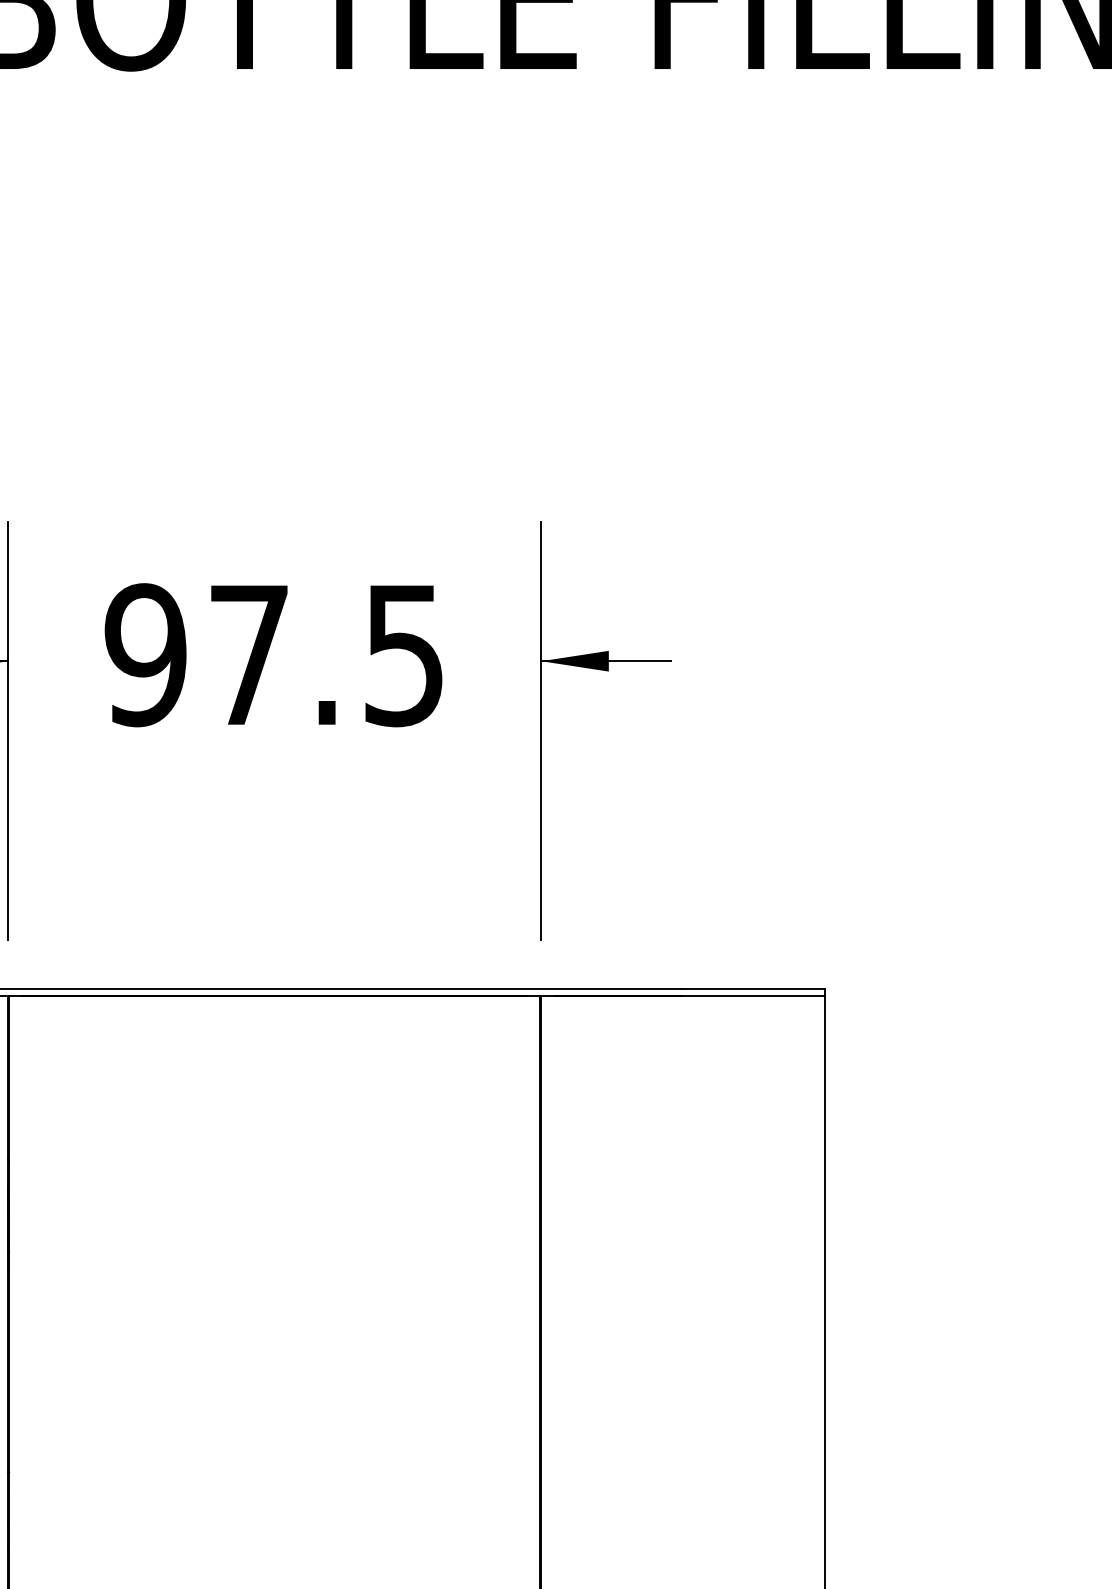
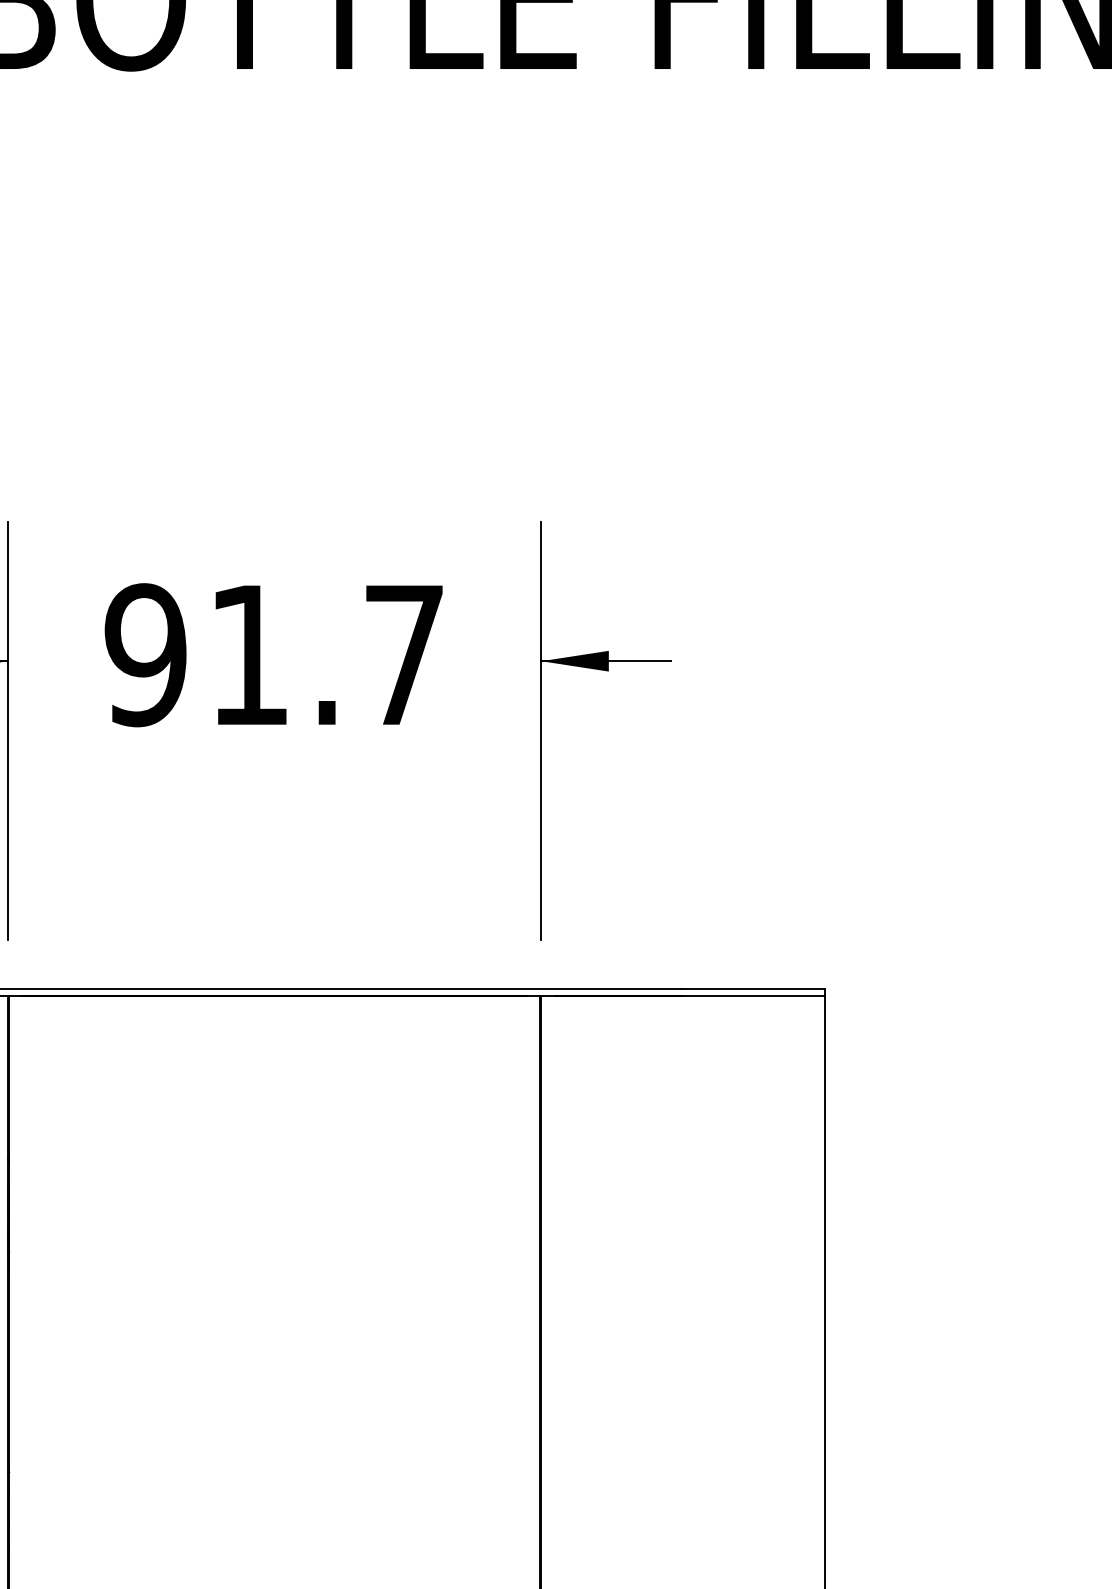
text: 97.5 -> 91.7 (326, 656)
